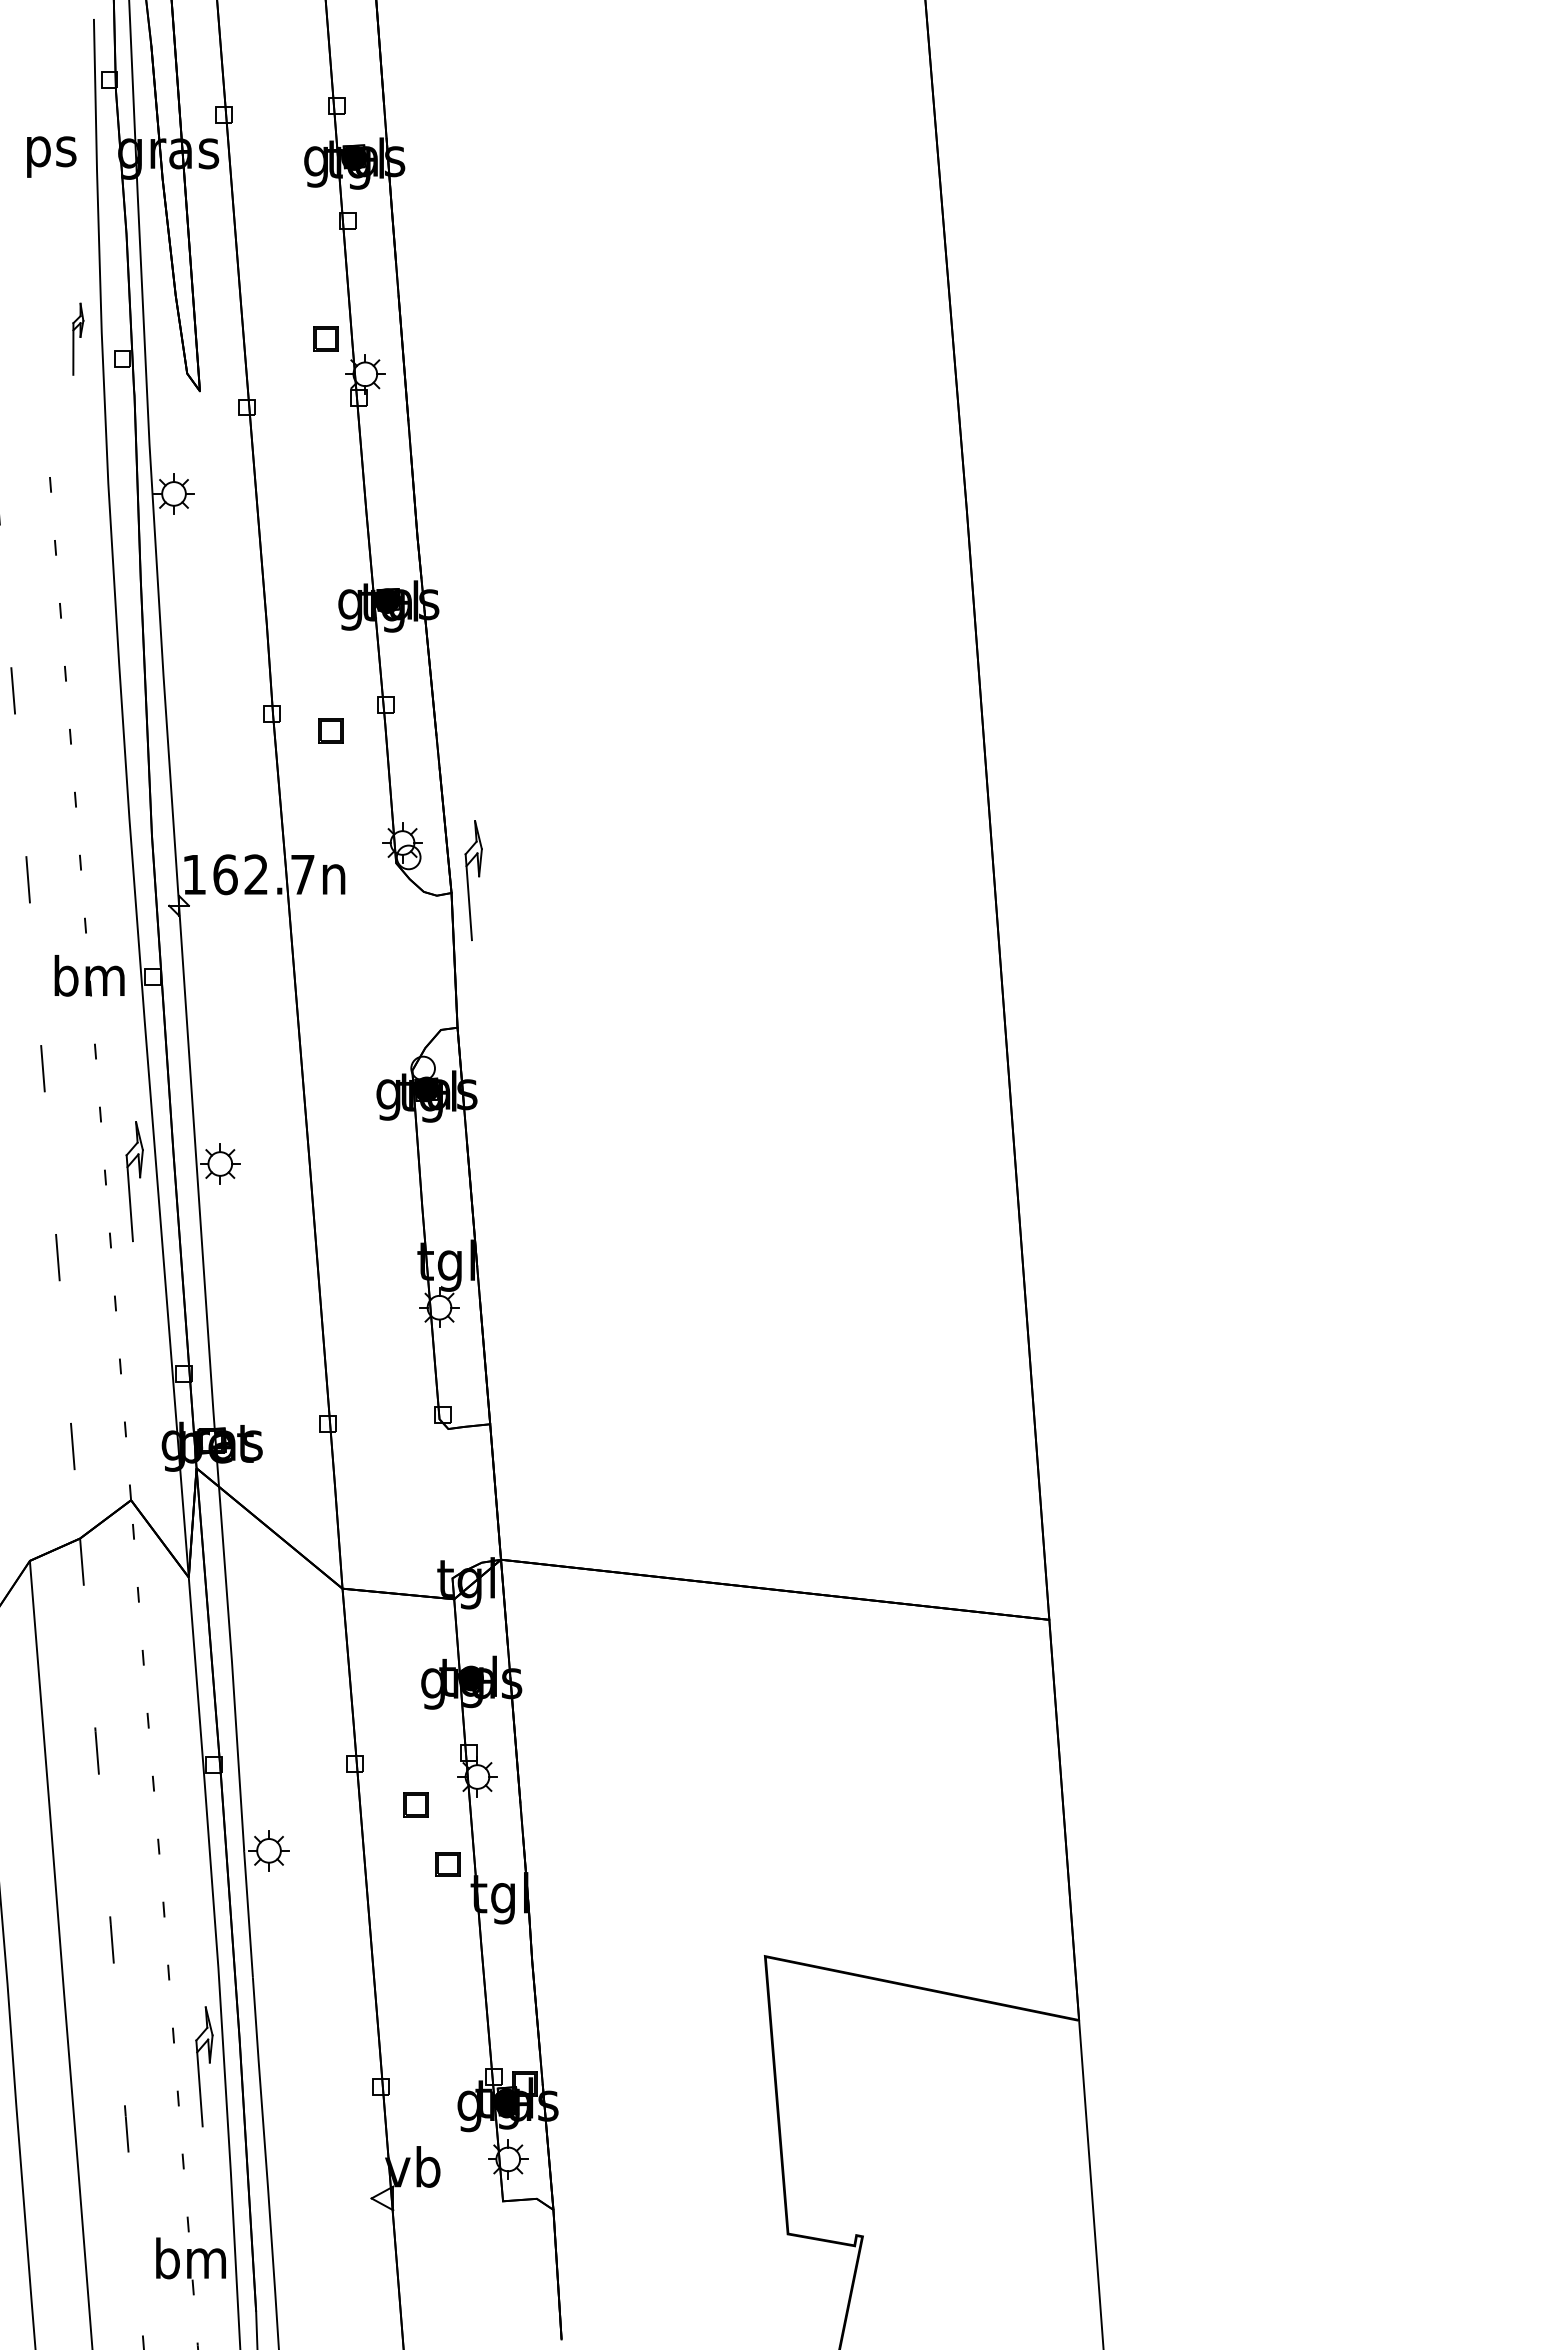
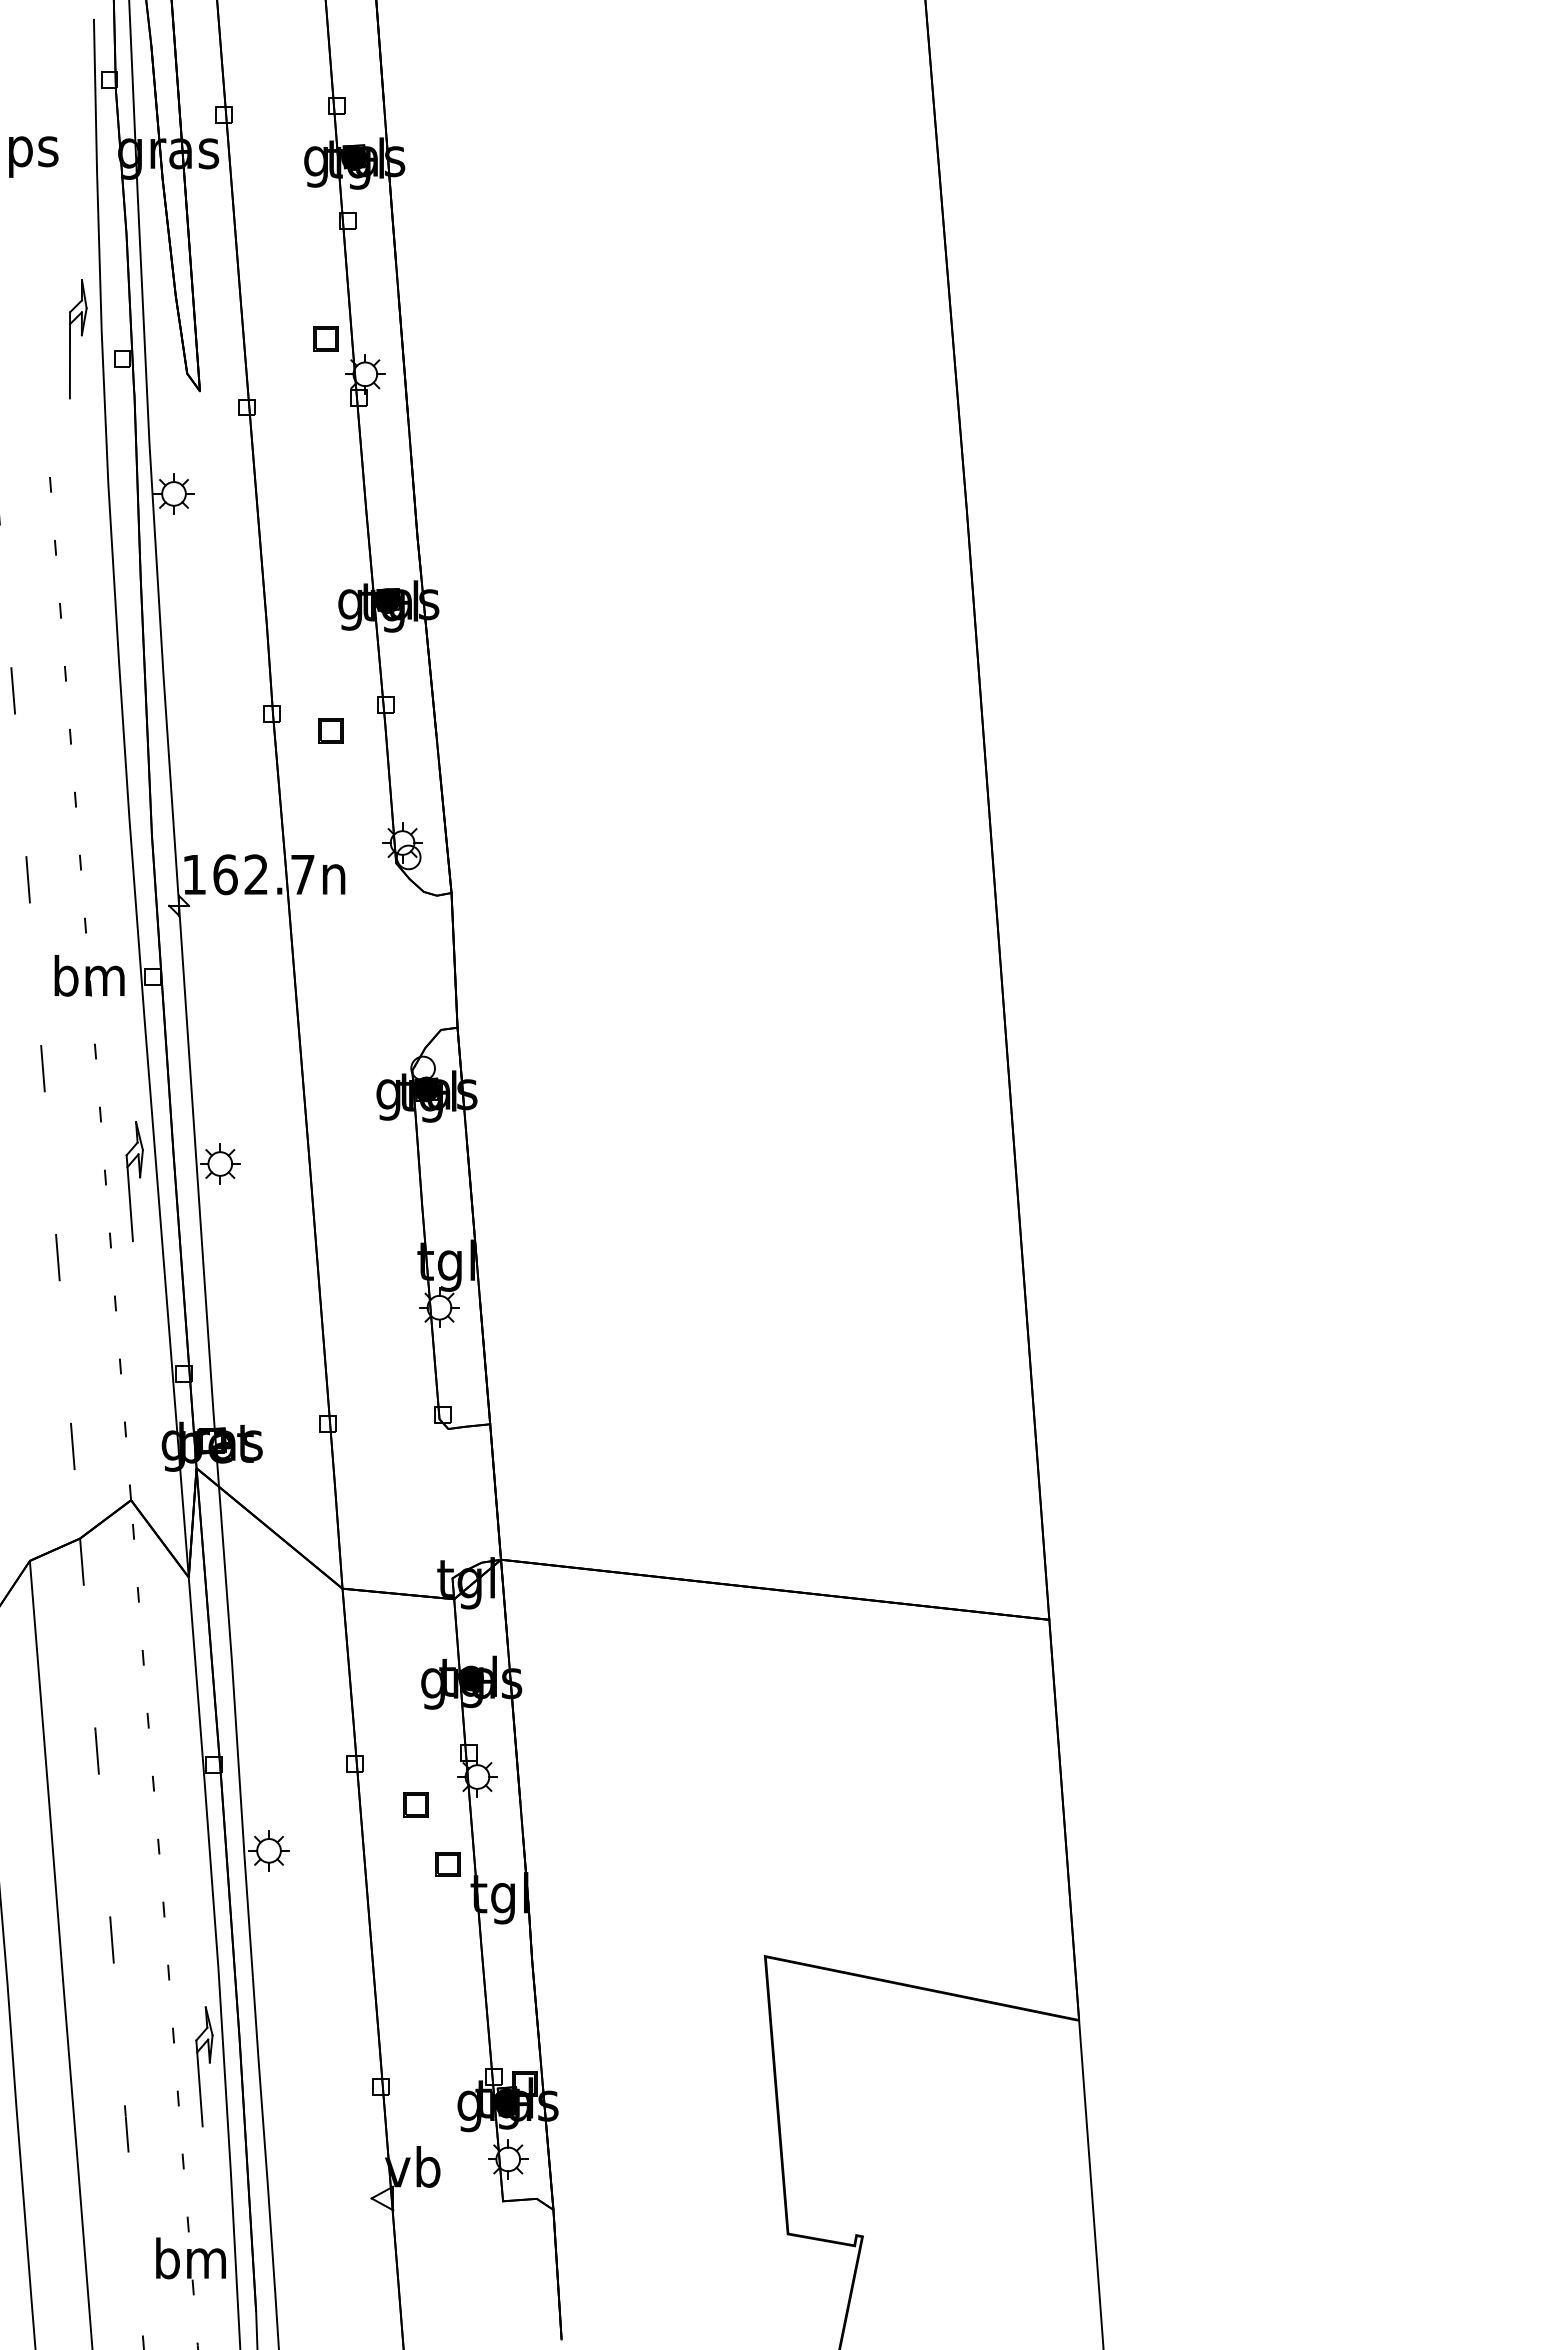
text position: (51, 156) -> (33, 156) (33, 156)
part size: 13x74 px -> 19x121 px (78, 339)
part: present -> none (473, 880)
